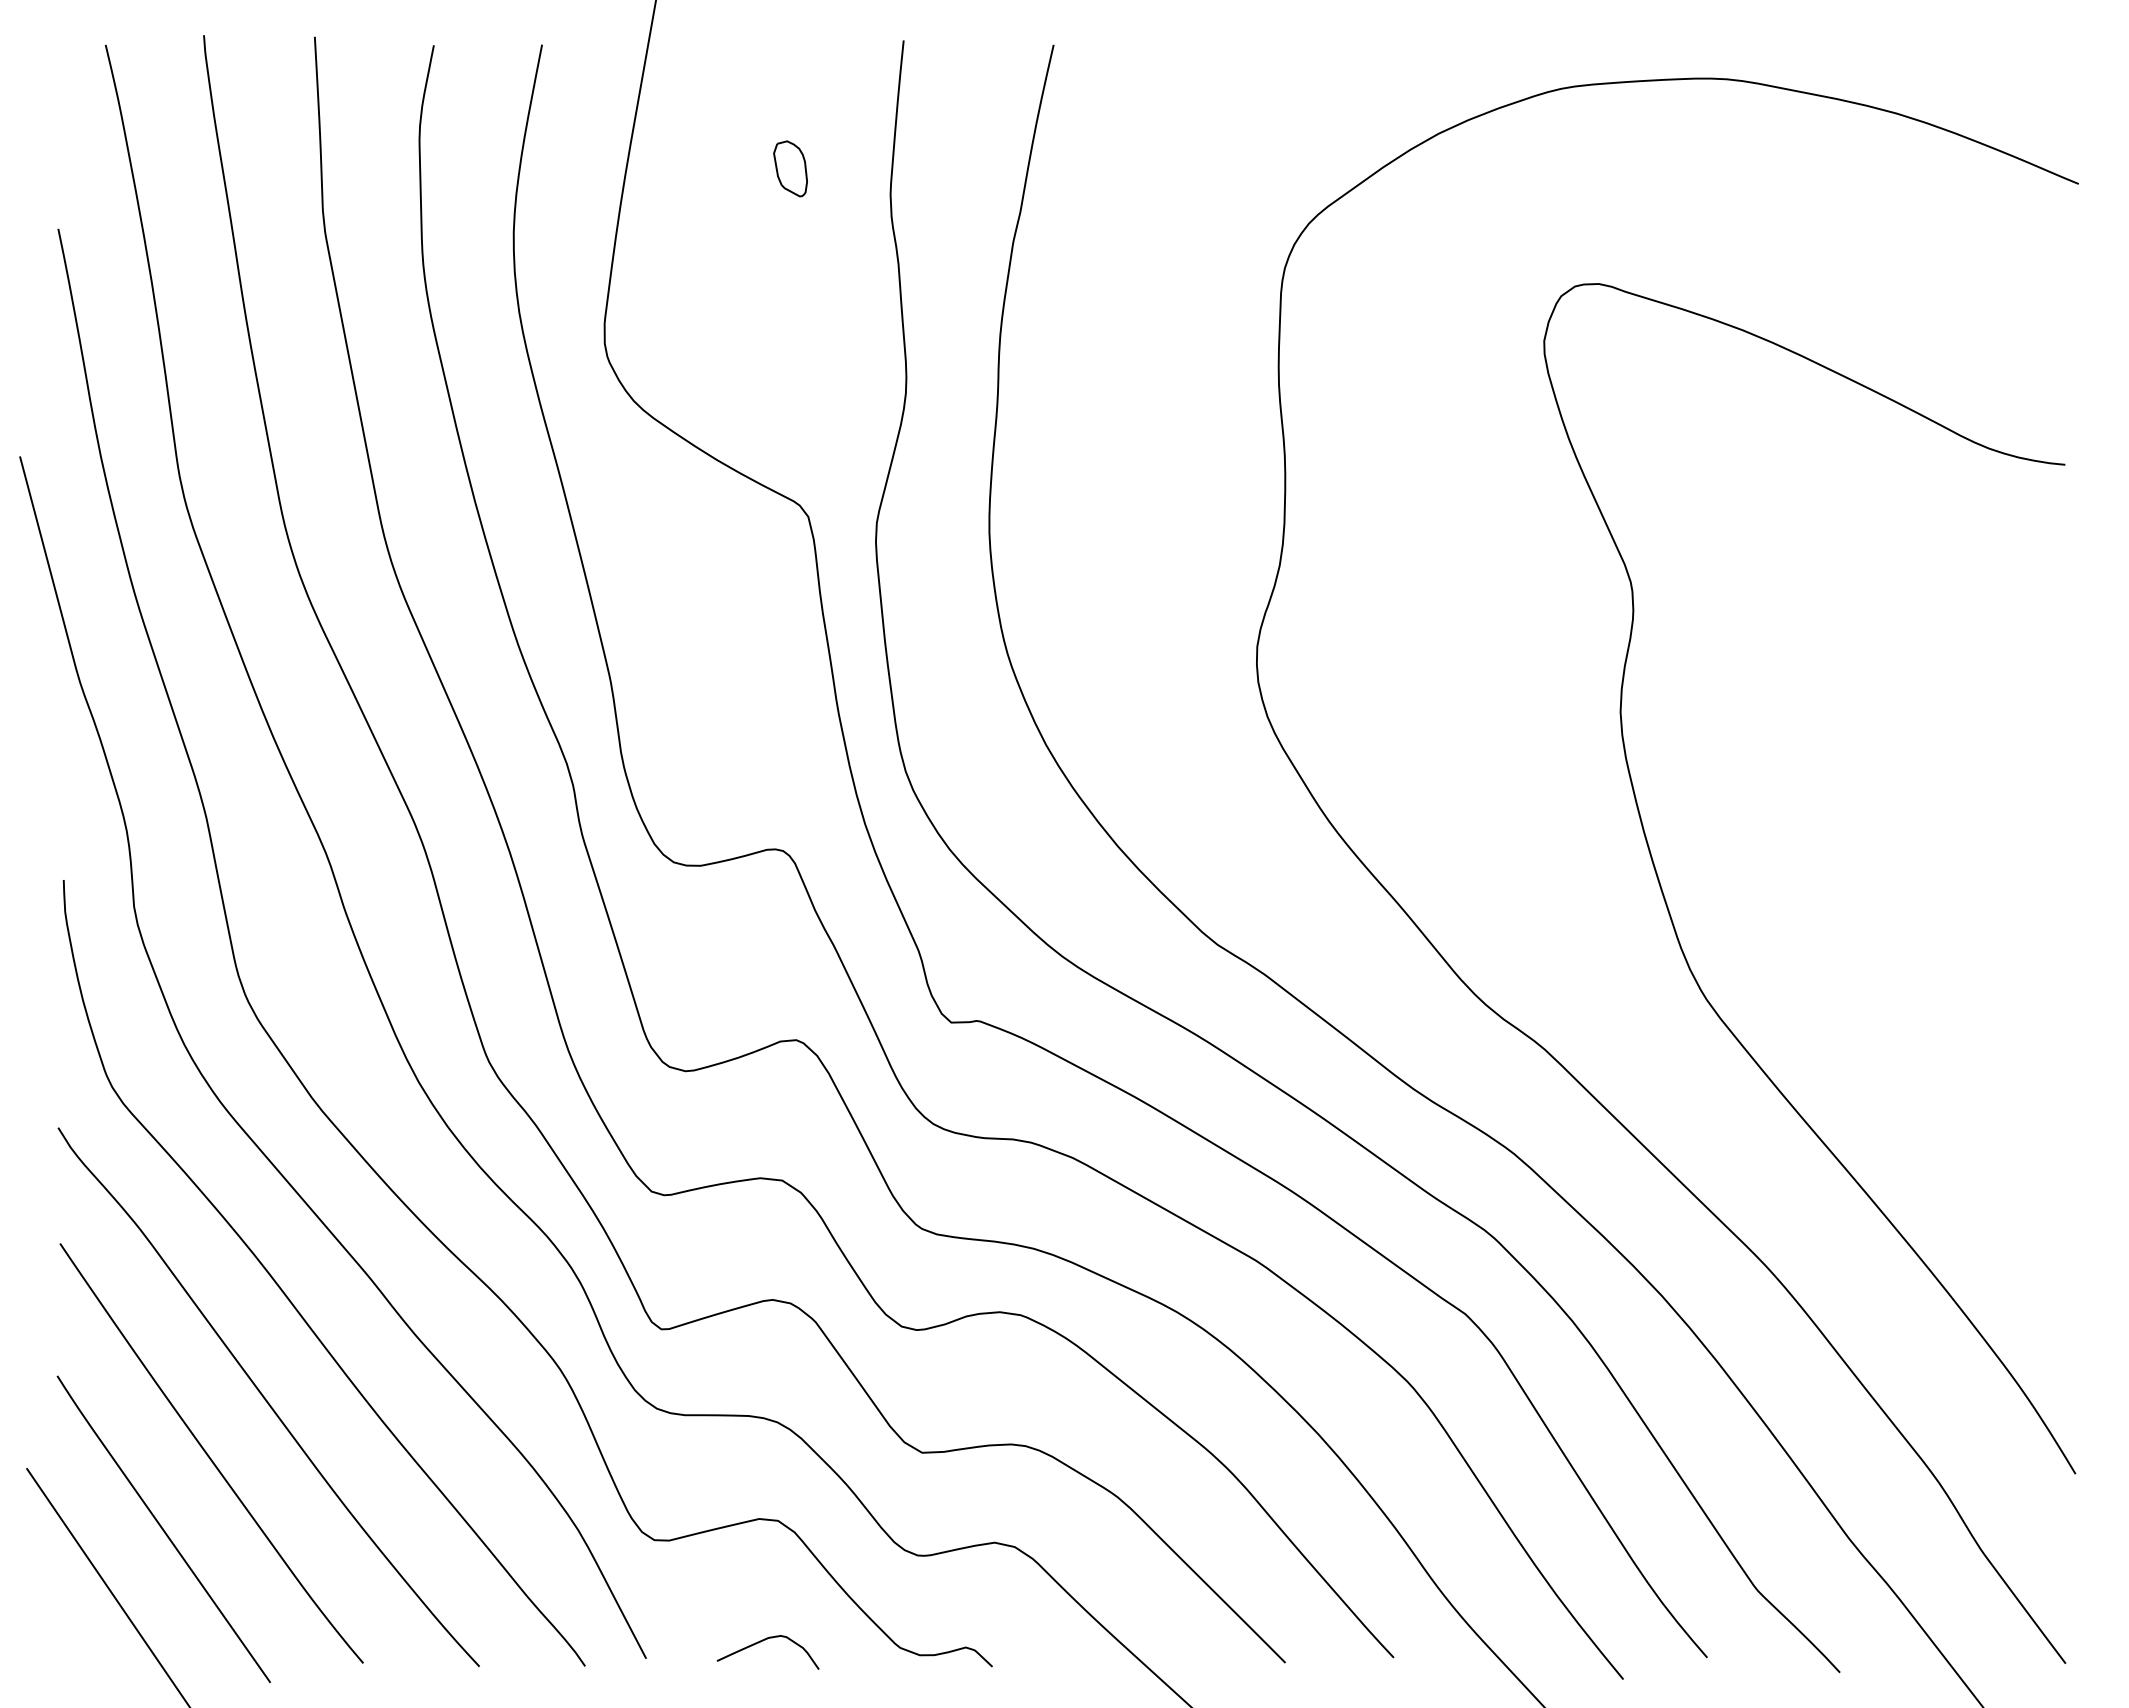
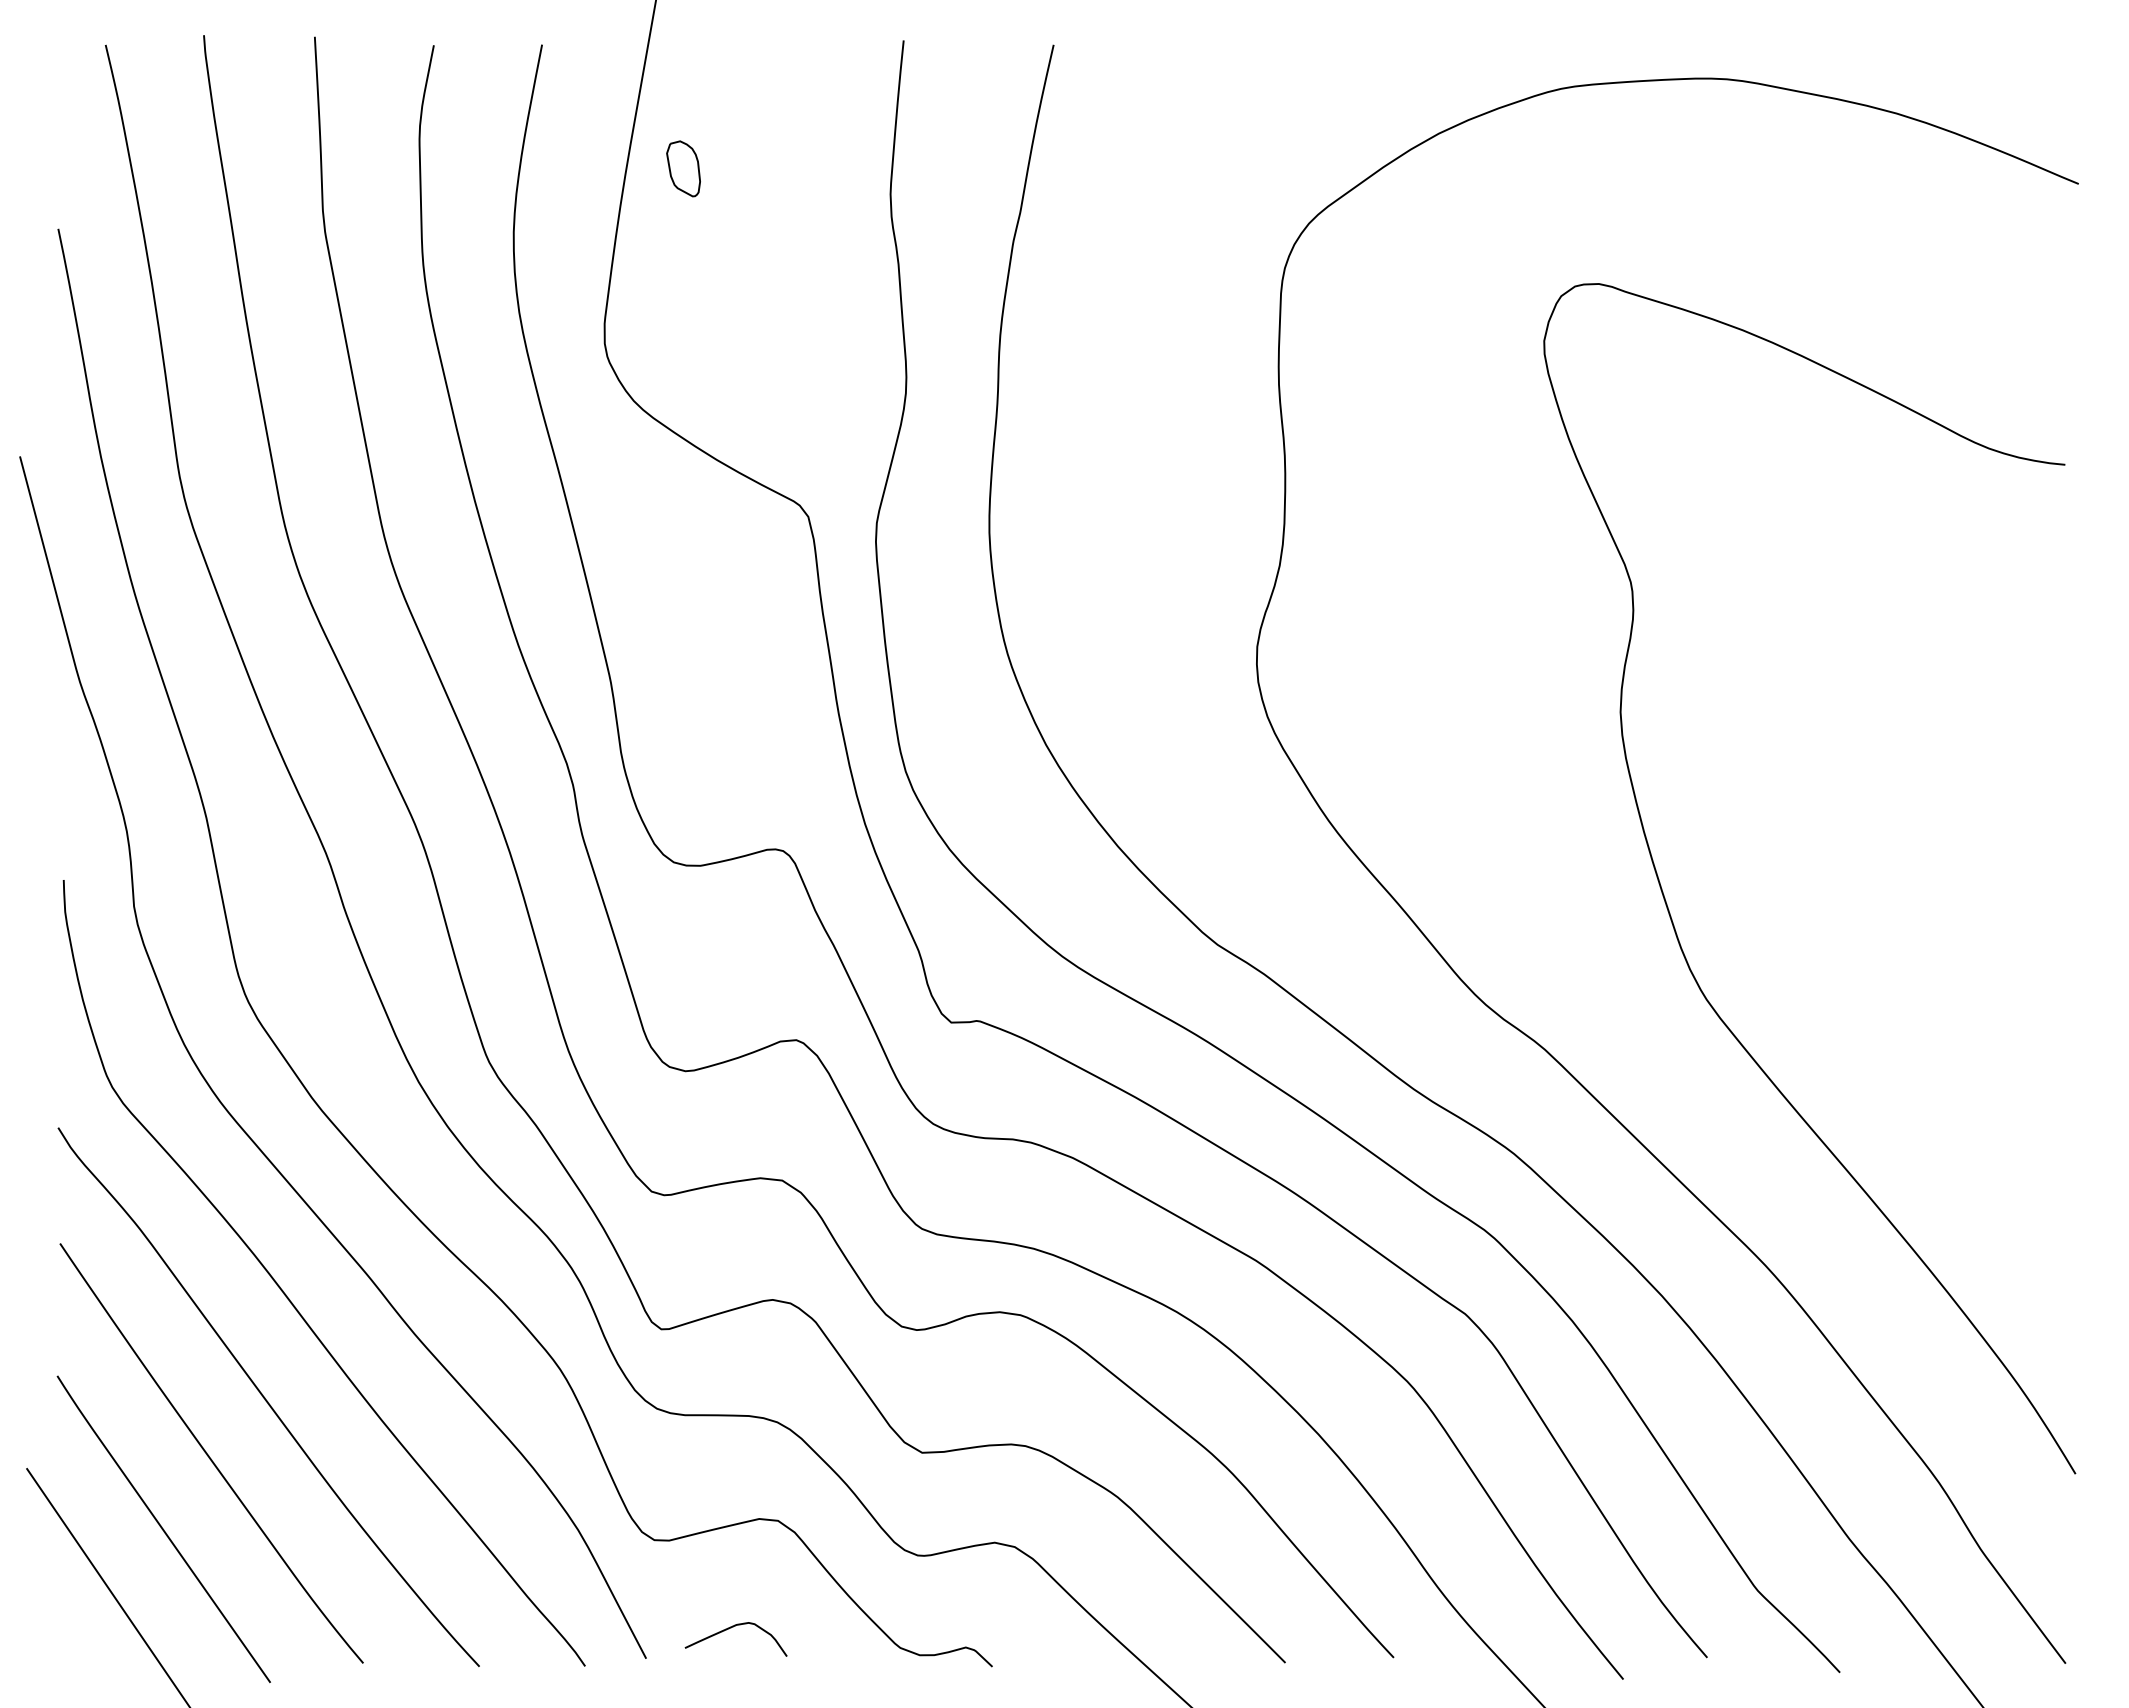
part position: (790, 168) -> (683, 168) (683, 168)
curve position: (763, 1641) -> (731, 1628) (731, 1628)
